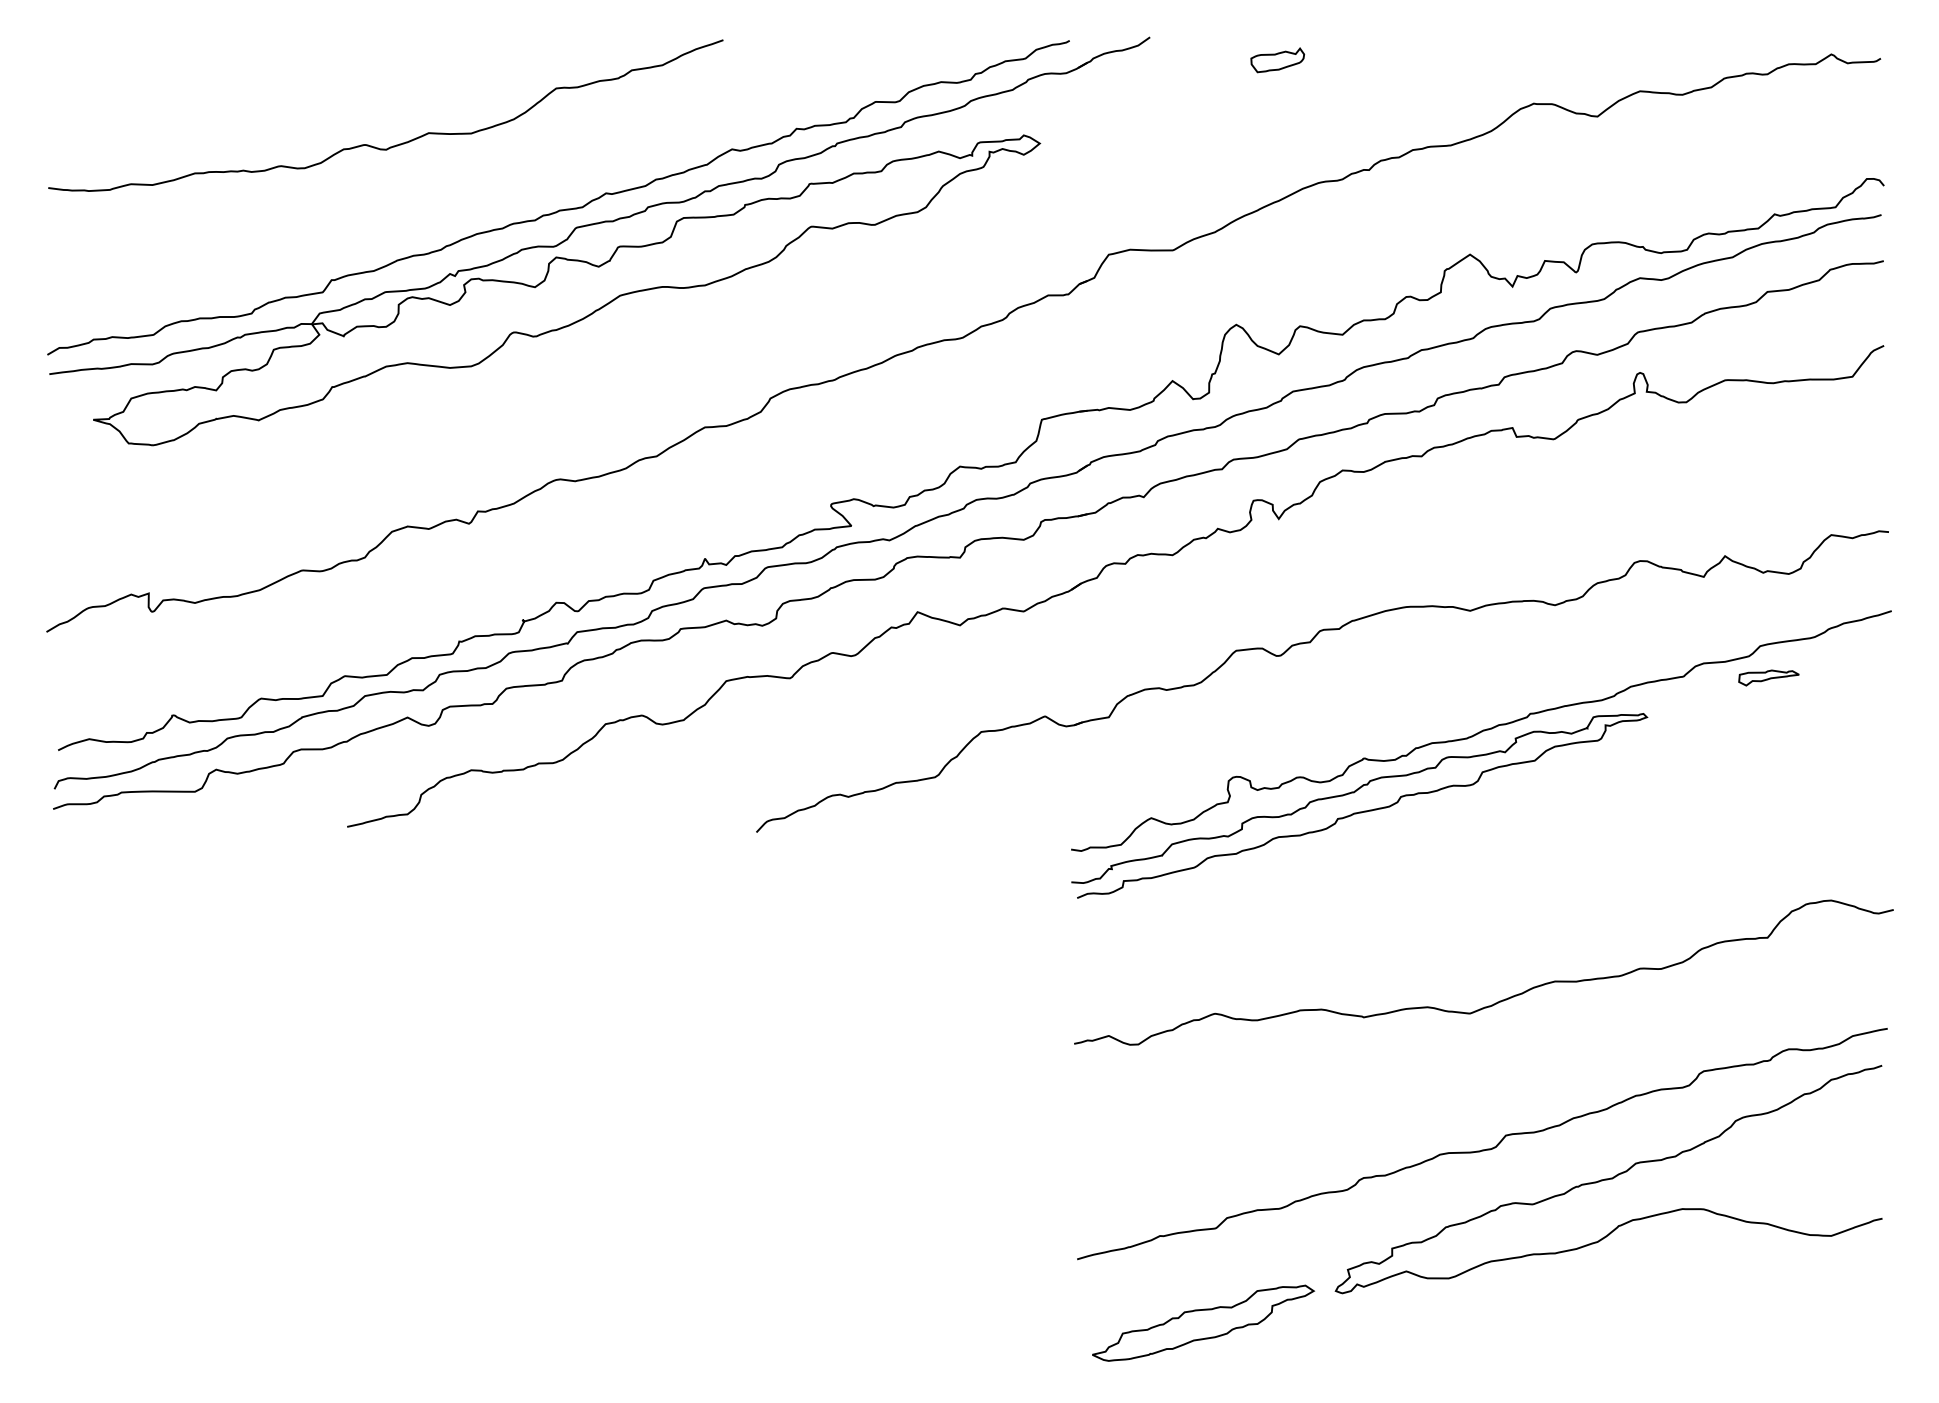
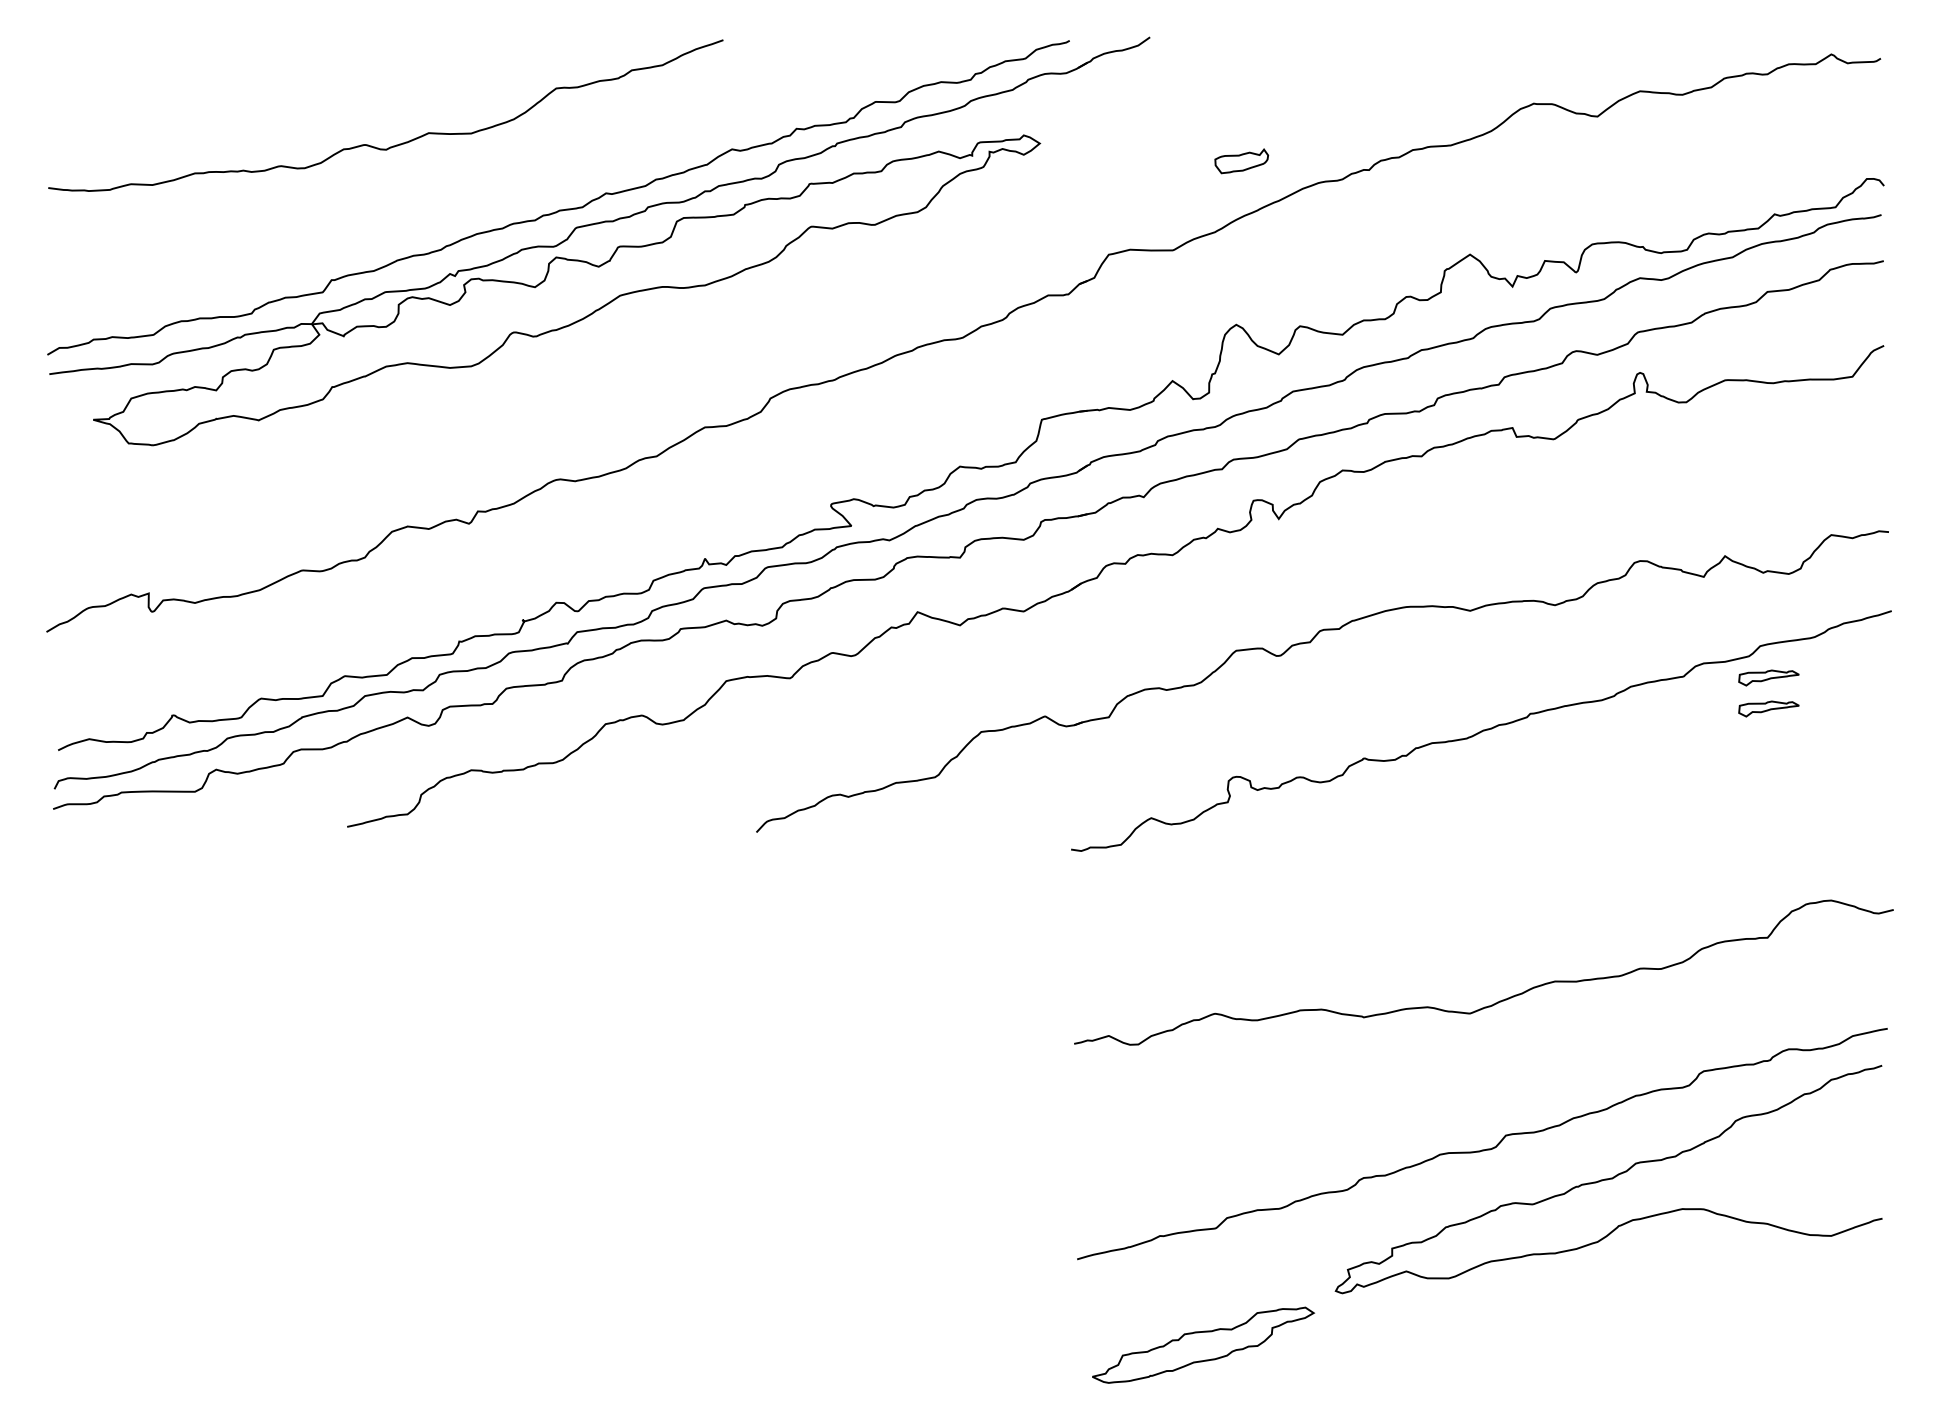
part position: (1277, 60) -> (1241, 161) (1241, 161)
part: none -> present (1768, 708)
curve: present -> none (1359, 811)
part position: (1203, 1322) -> (1203, 1344) (1203, 1344)
